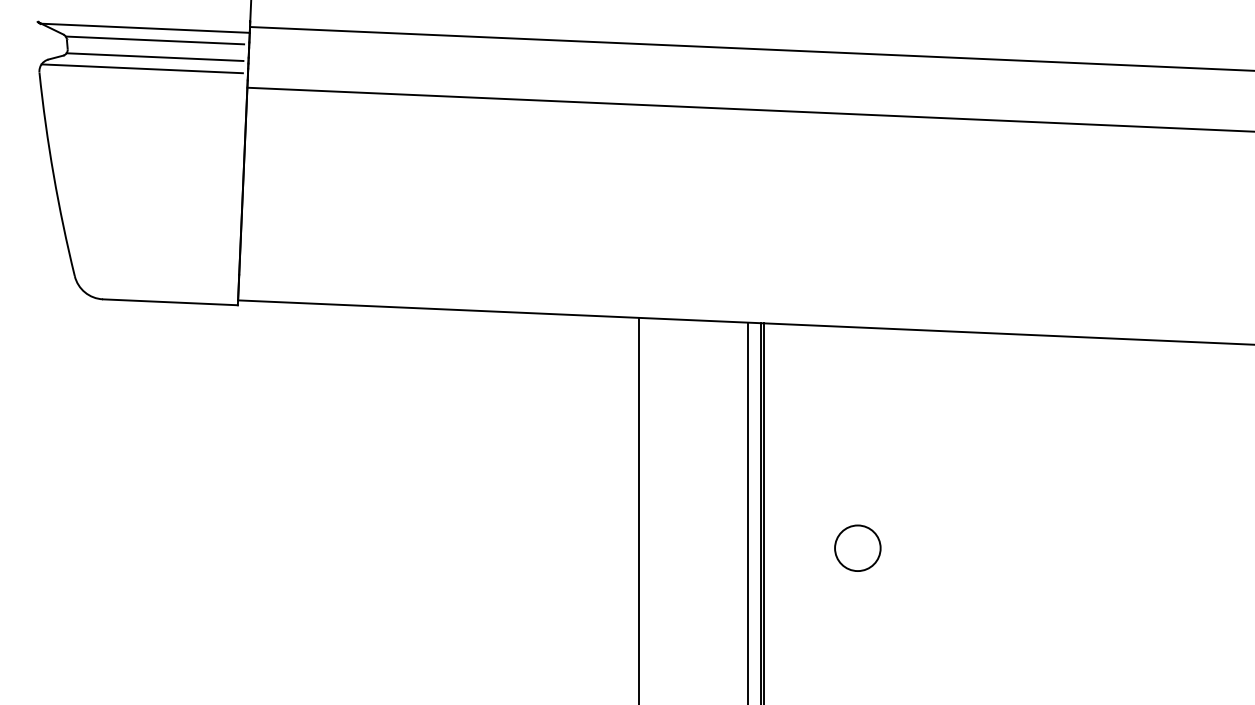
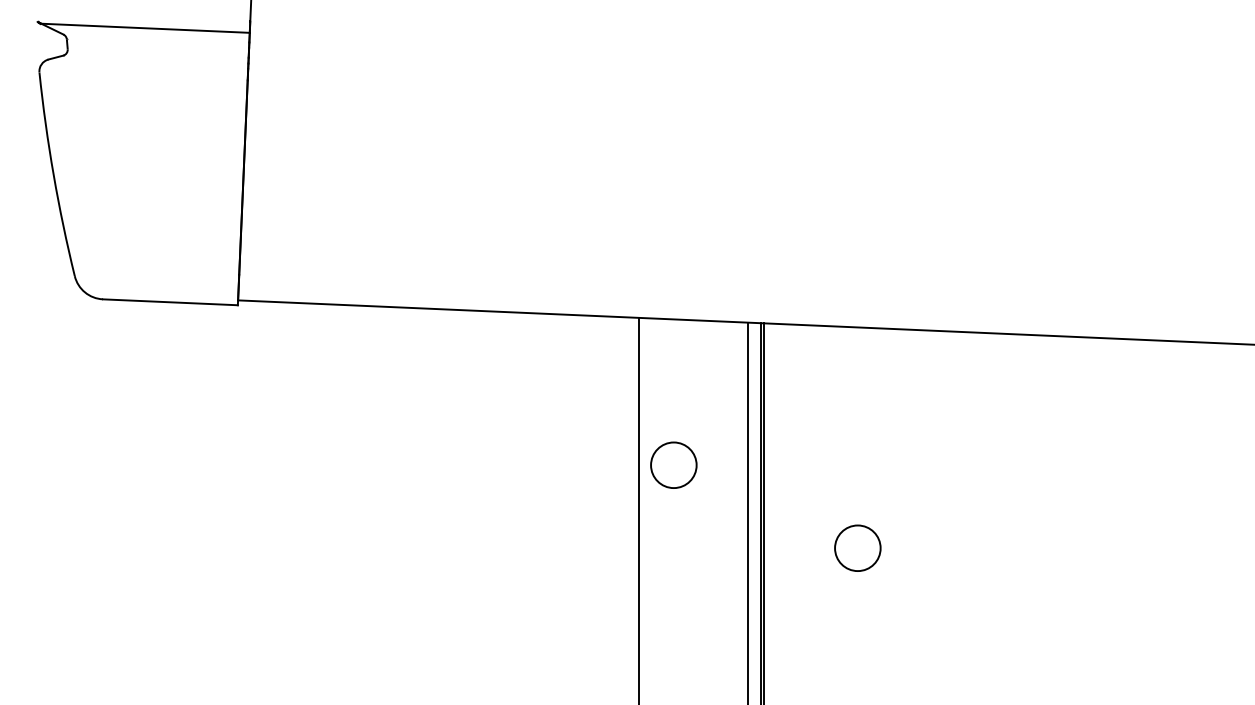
line: present -> none (154, 40)
line: present -> none (750, 48)
line: present -> none (154, 57)
line: present -> none (141, 68)
line: present -> none (749, 109)
circle: none -> present (673, 464)
